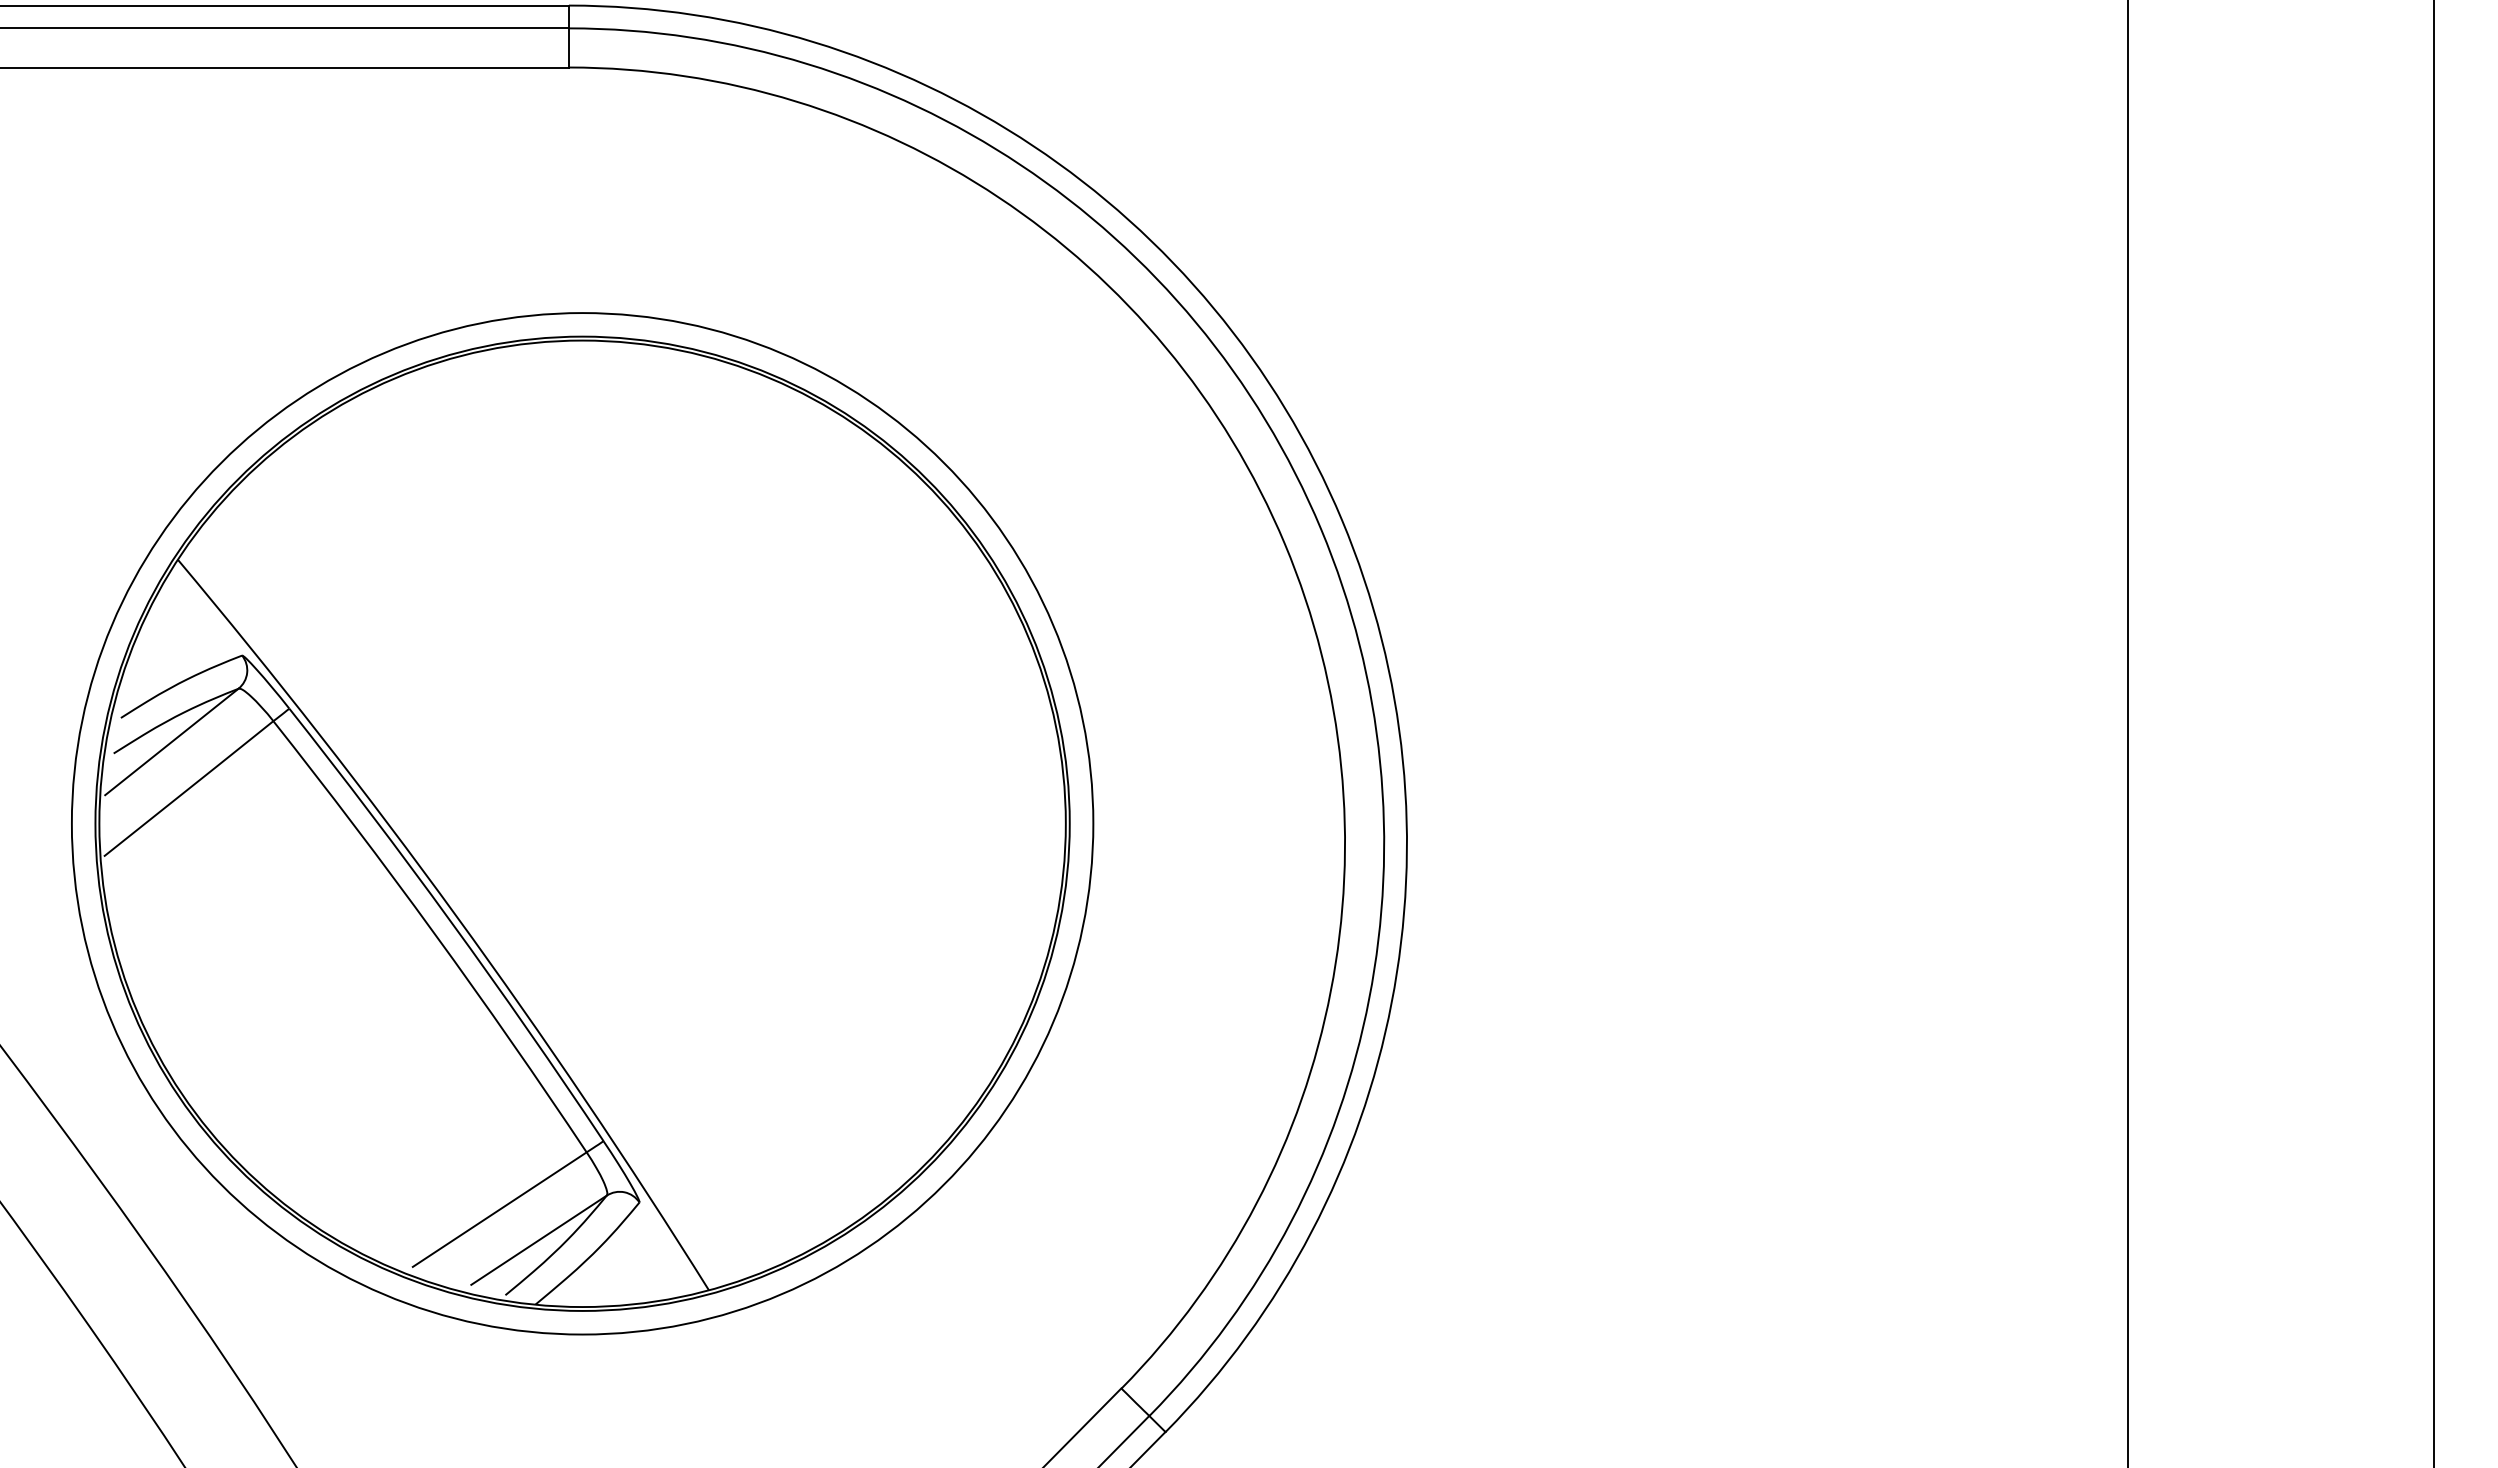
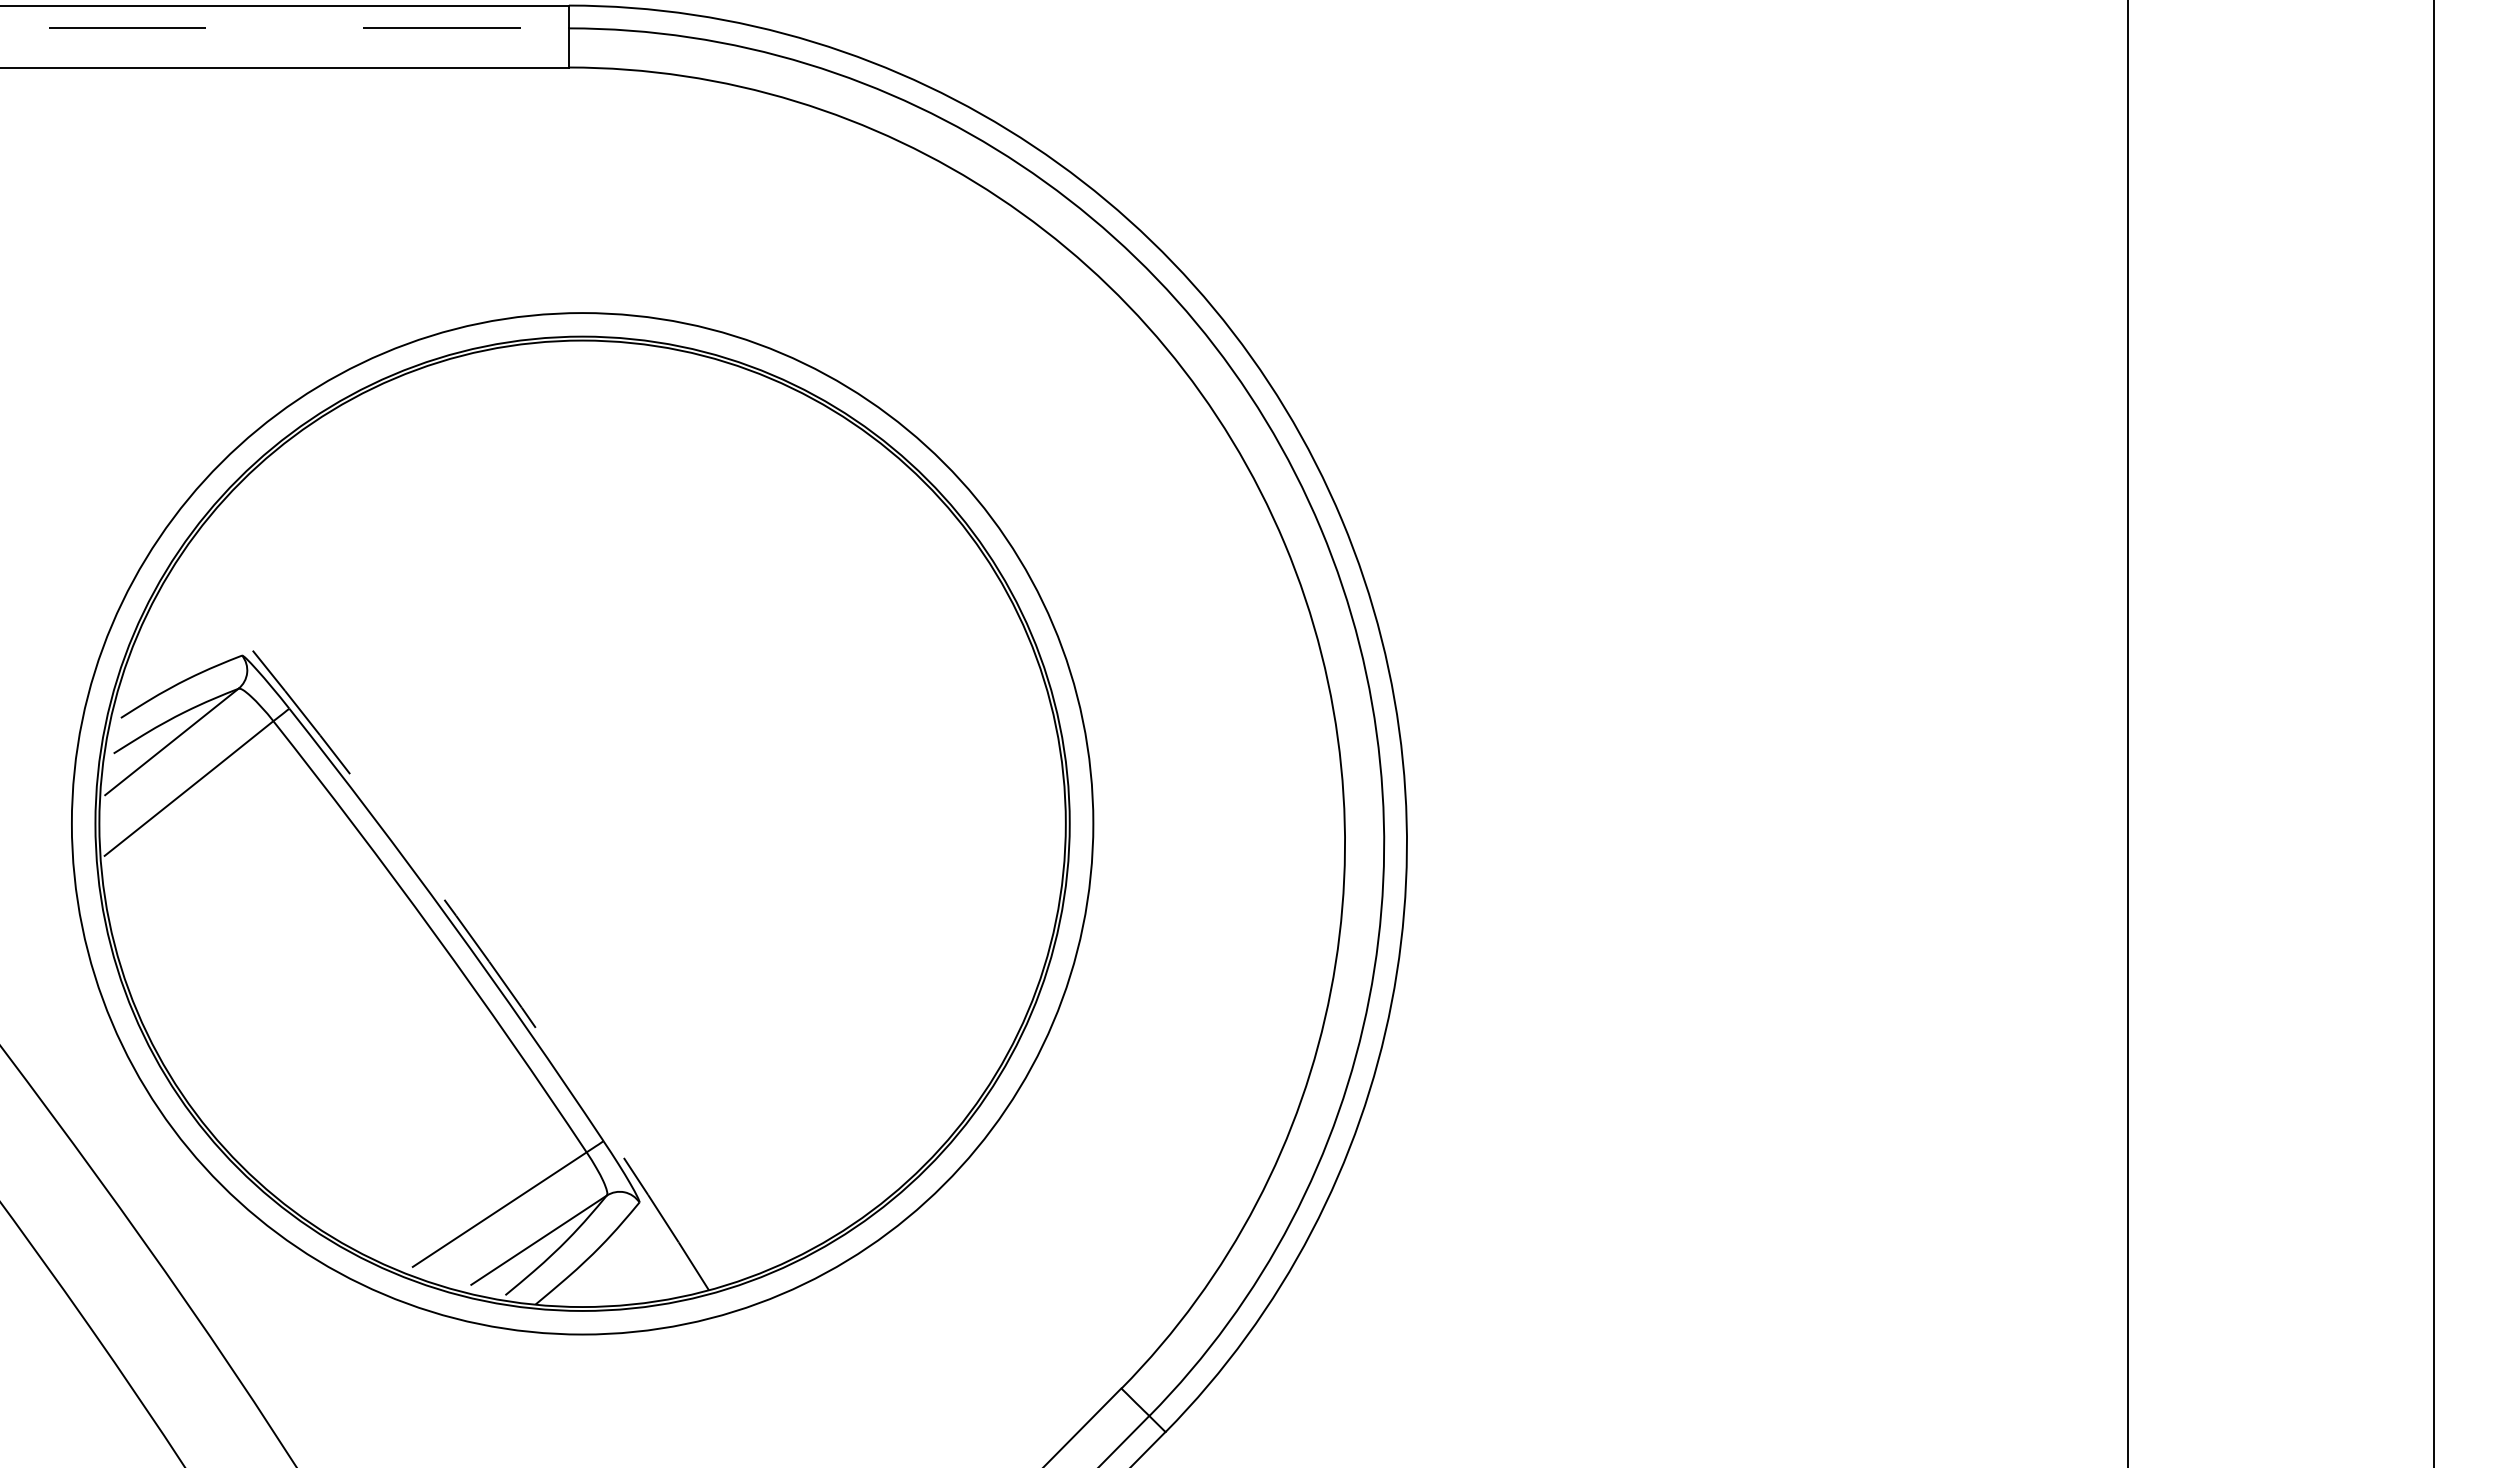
line: solid -> dashed (285, 28)
arc: solid -> dashed (456, 915)
